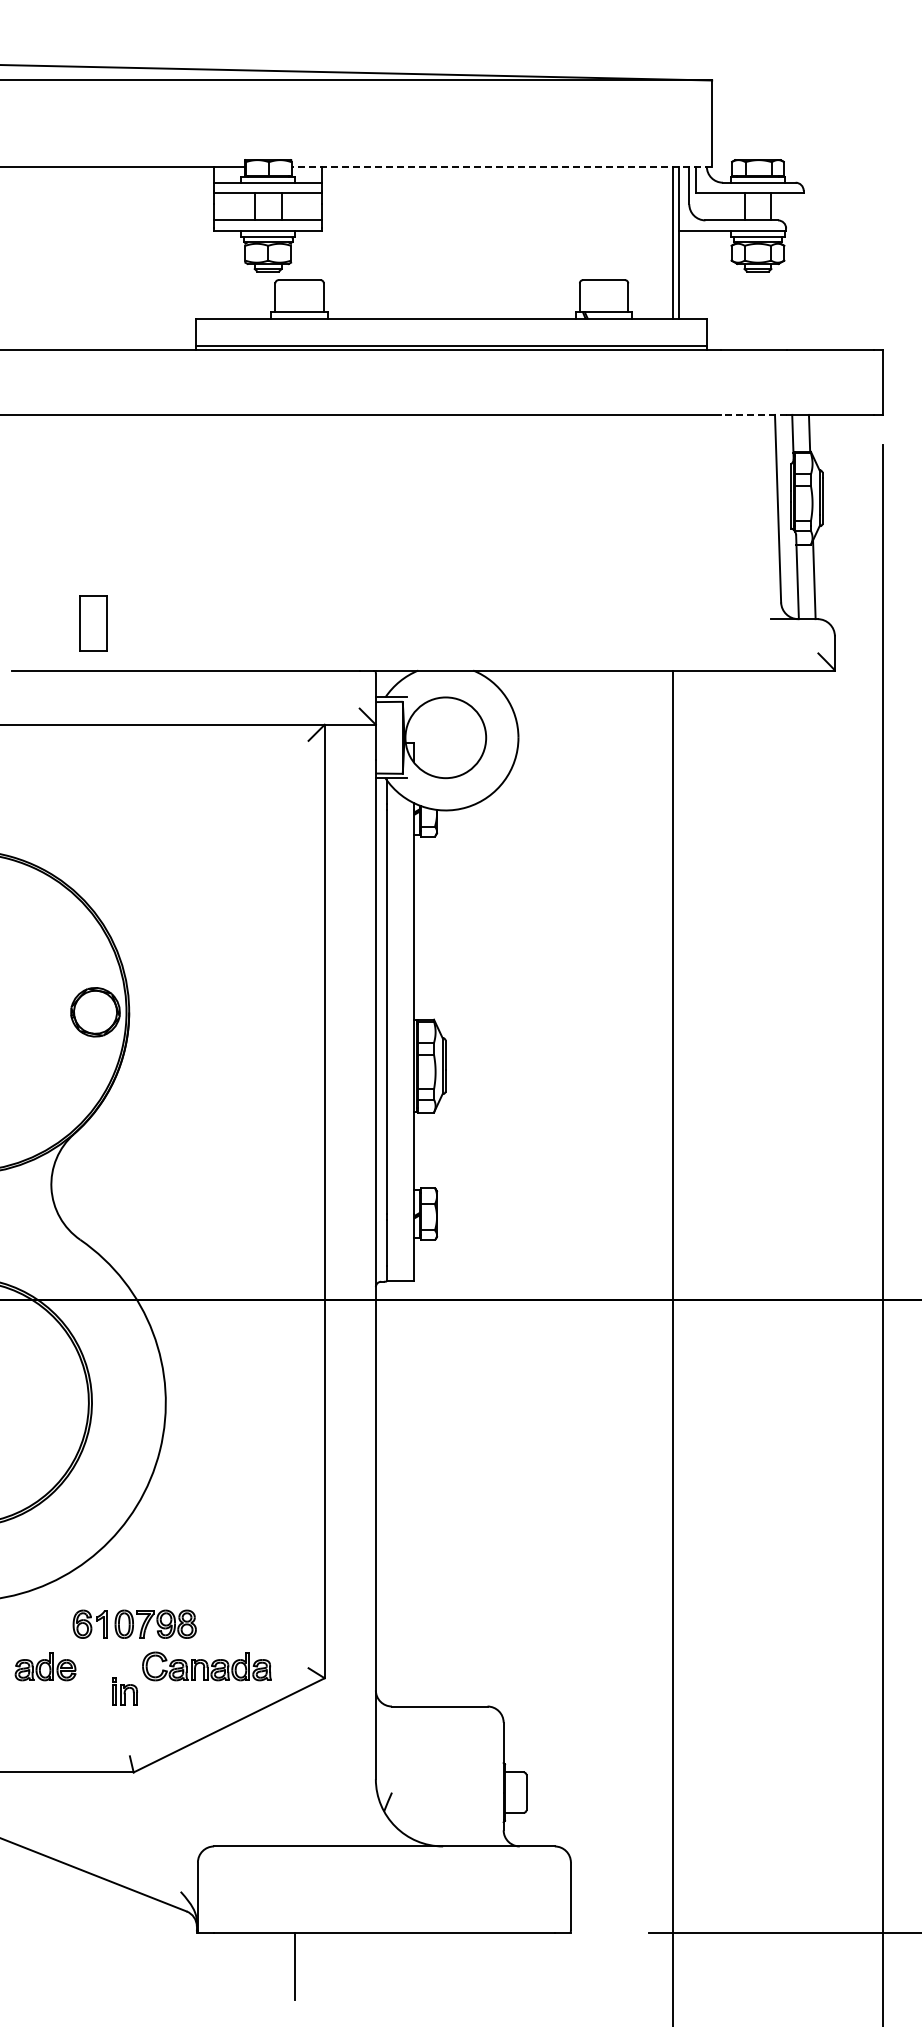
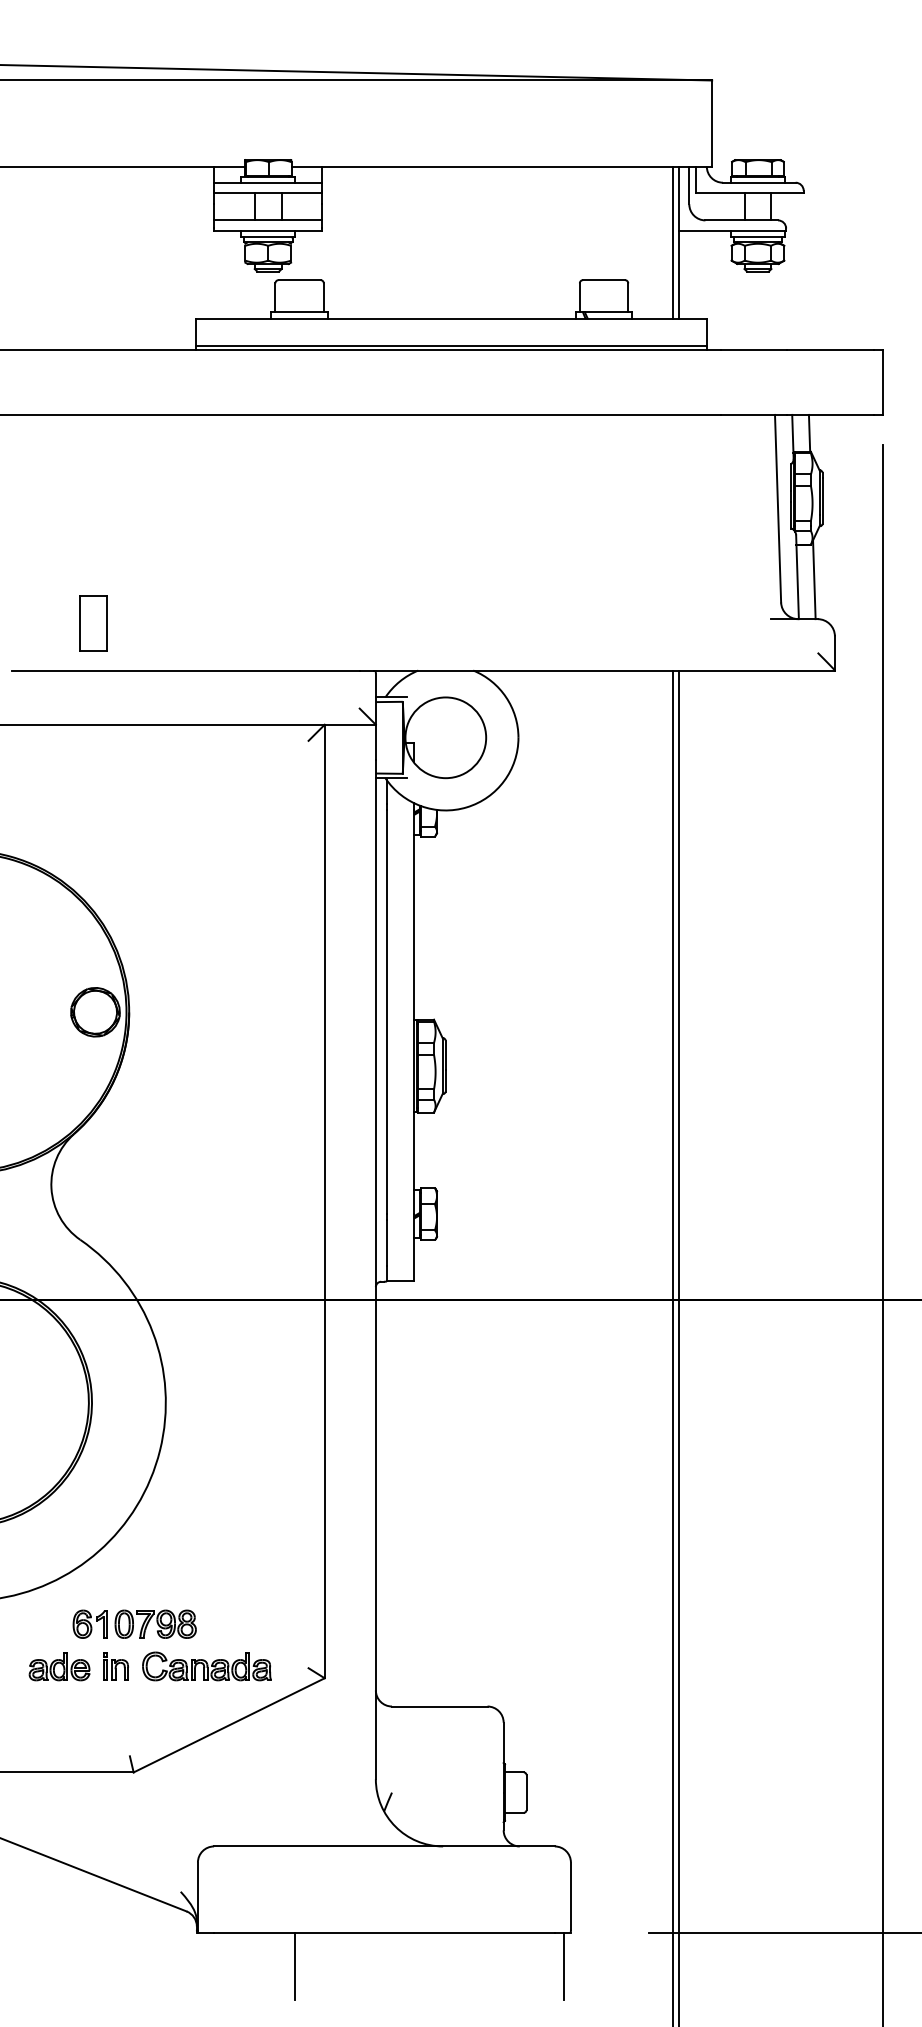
line: dashed -> solid (501, 166)
line: dashed -> solid (753, 414)
line: none -> present (678, 1346)
part position: (45, 1666) -> (59, 1666) (59, 1666)
part position: (124, 1691) -> (115, 1666) (115, 1666)
line: none -> present (564, 1965)
